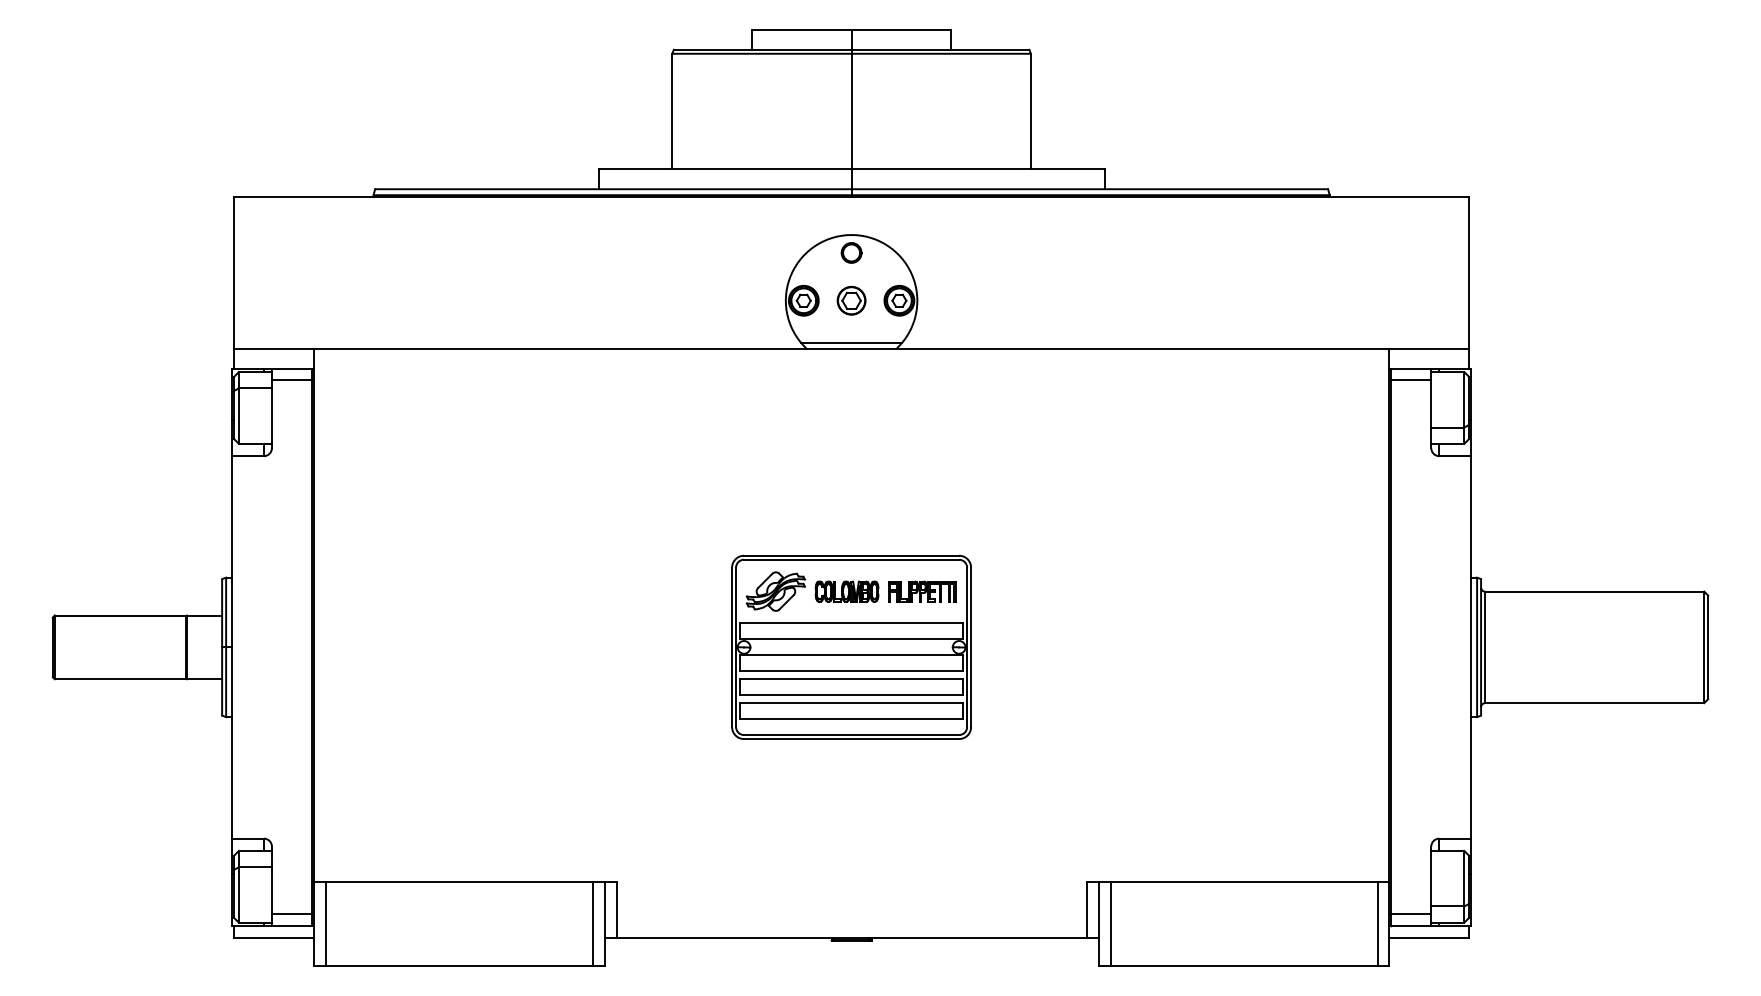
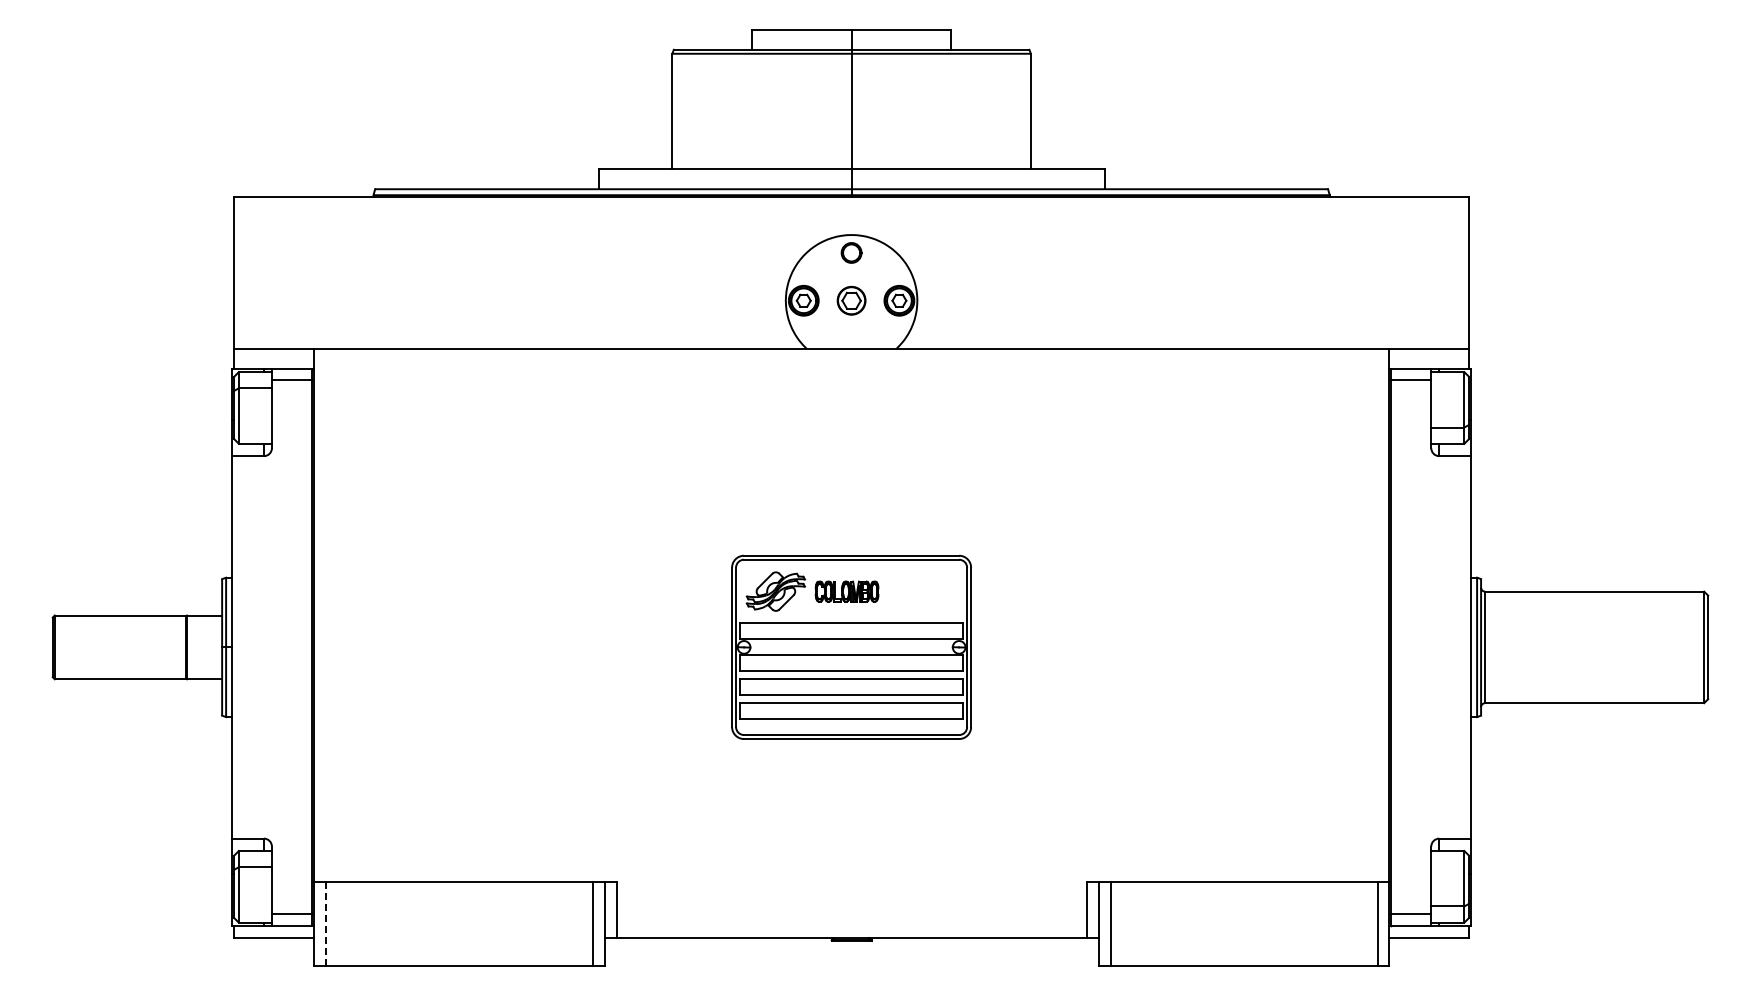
line: present -> none (851, 342)
part: present -> none (922, 591)
line: solid -> dashed (325, 924)
